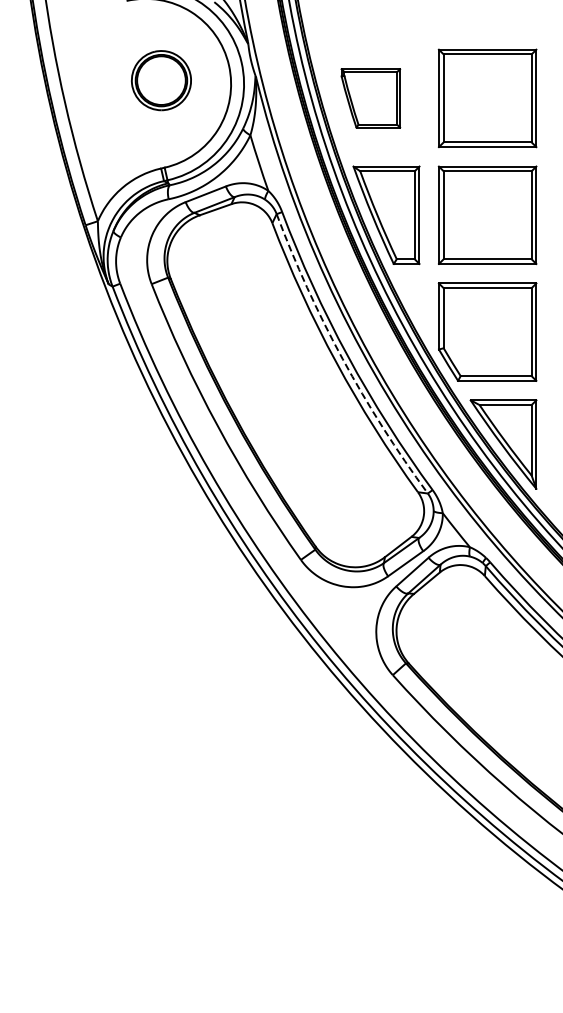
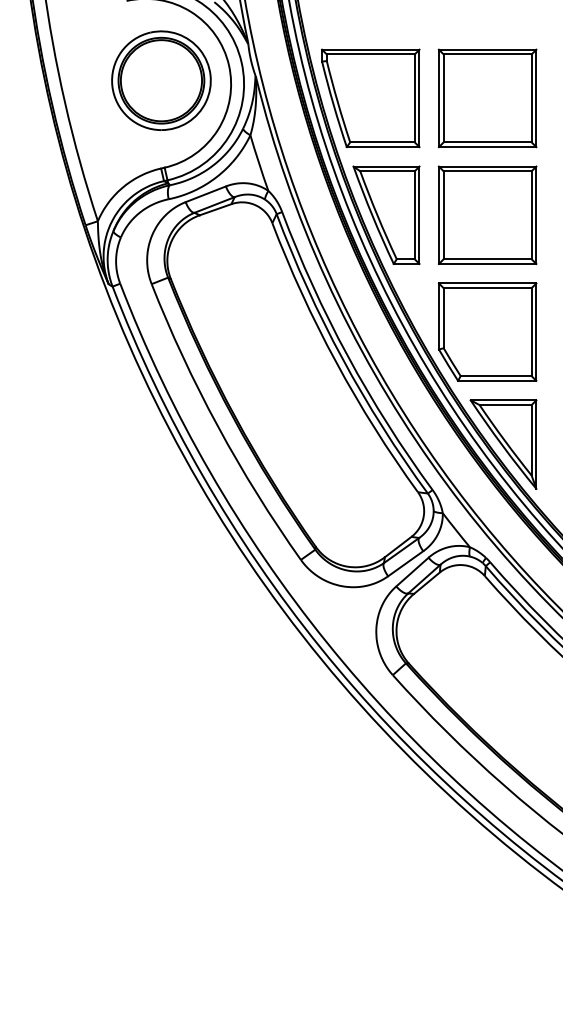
part size: 61x62 px -> 101x101 px (161, 80)
part size: 62x61 px -> 100x101 px (370, 98)
arc: dashed -> solid (342, 359)
